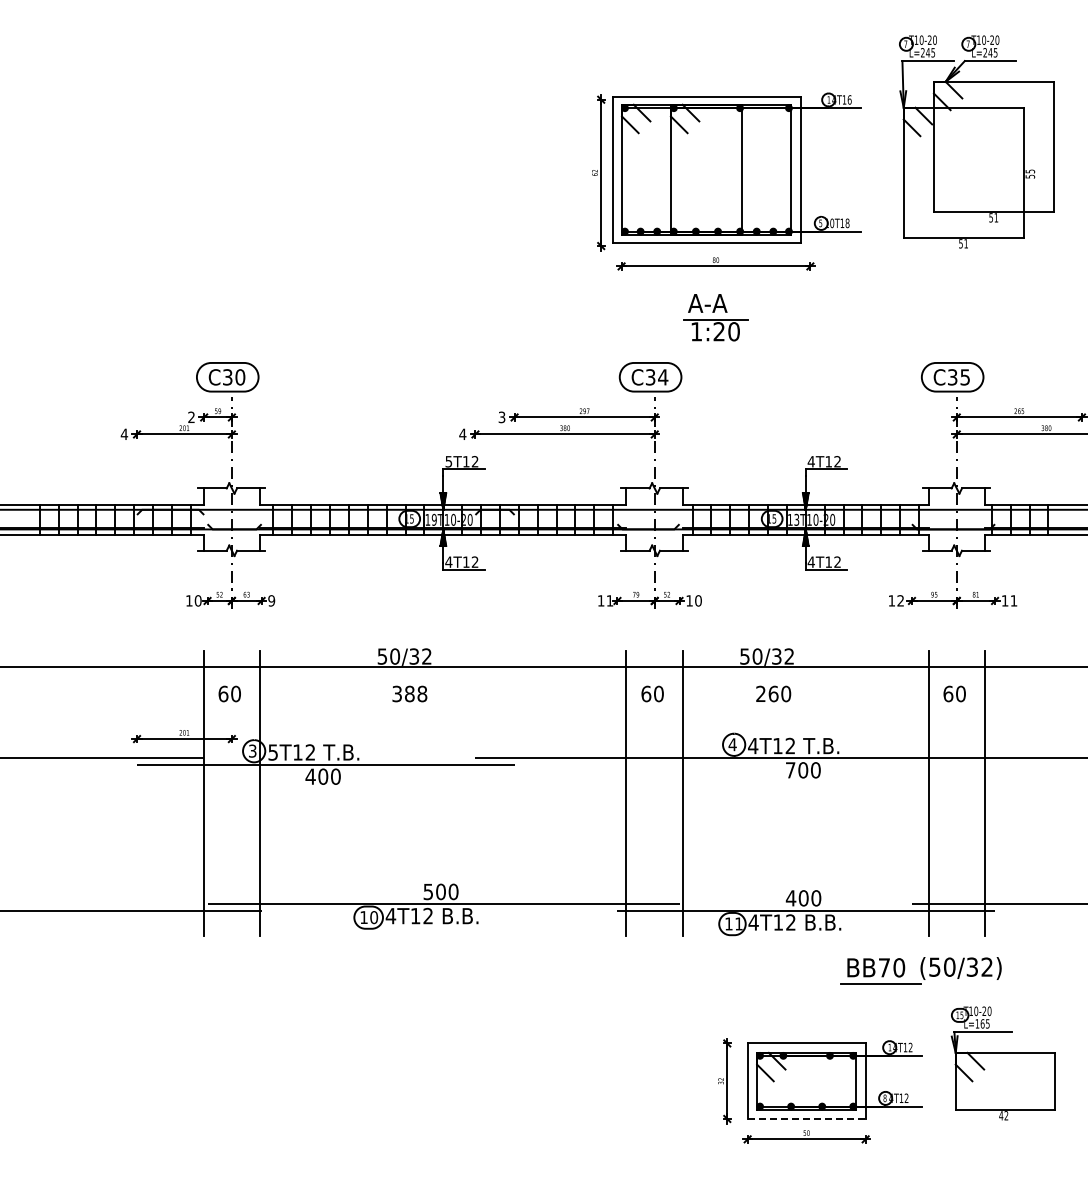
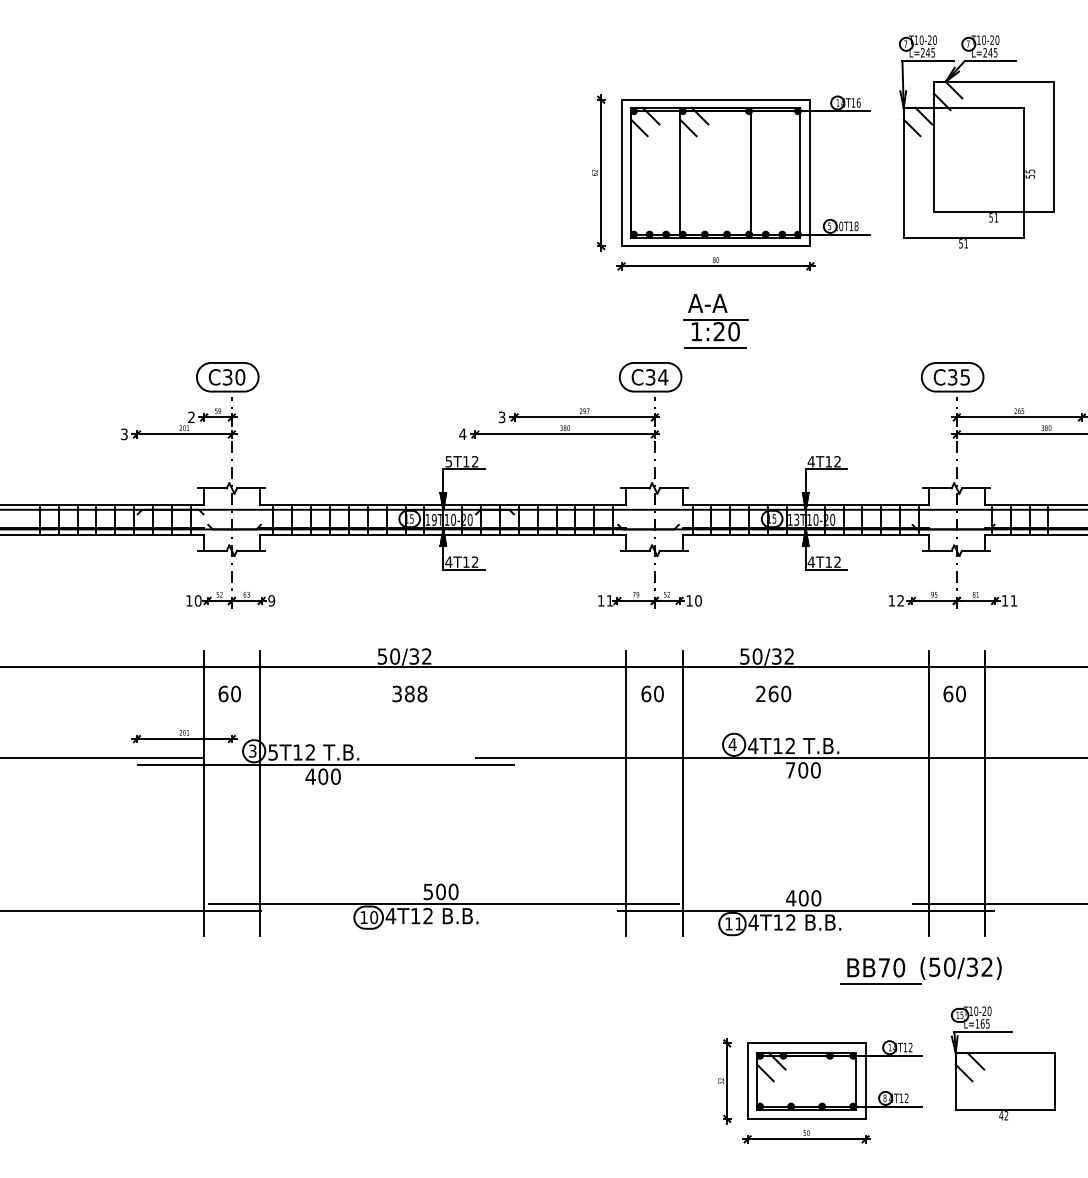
part position: (736, 167) -> (745, 170) (745, 170)
line: none -> present (715, 348)
text: 4 -> 3 (124, 434)
line: dashed -> solid (806, 1118)
